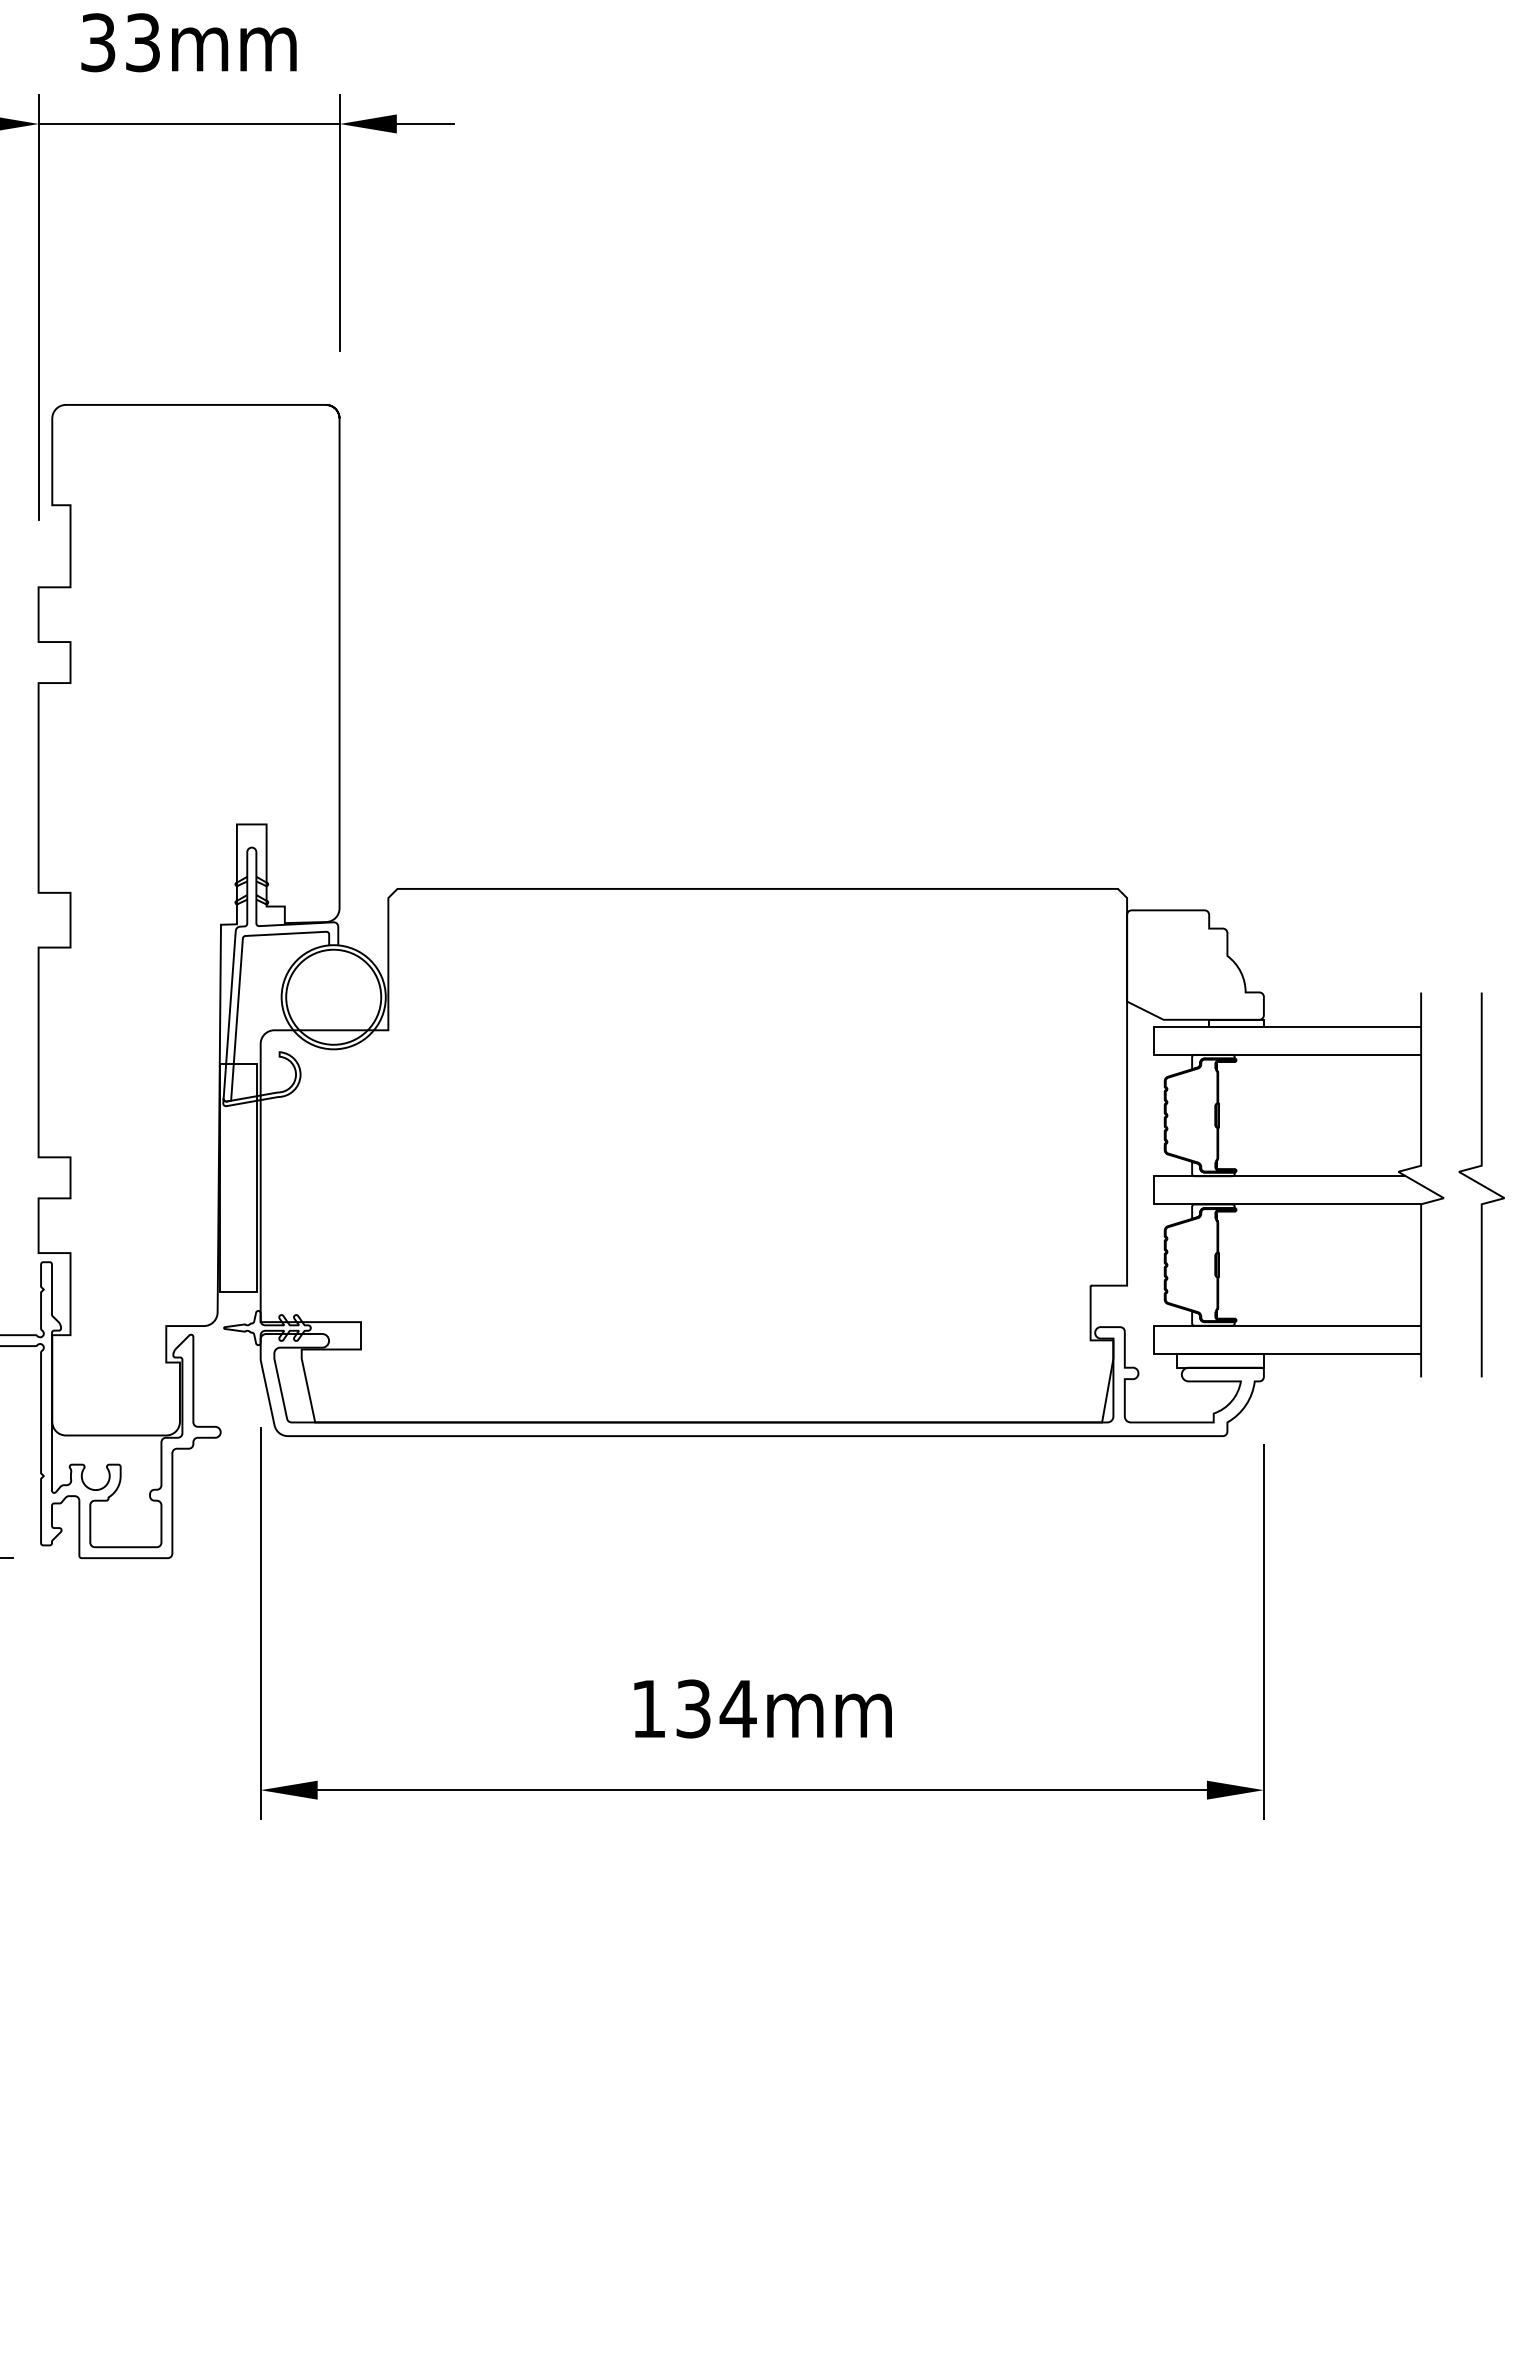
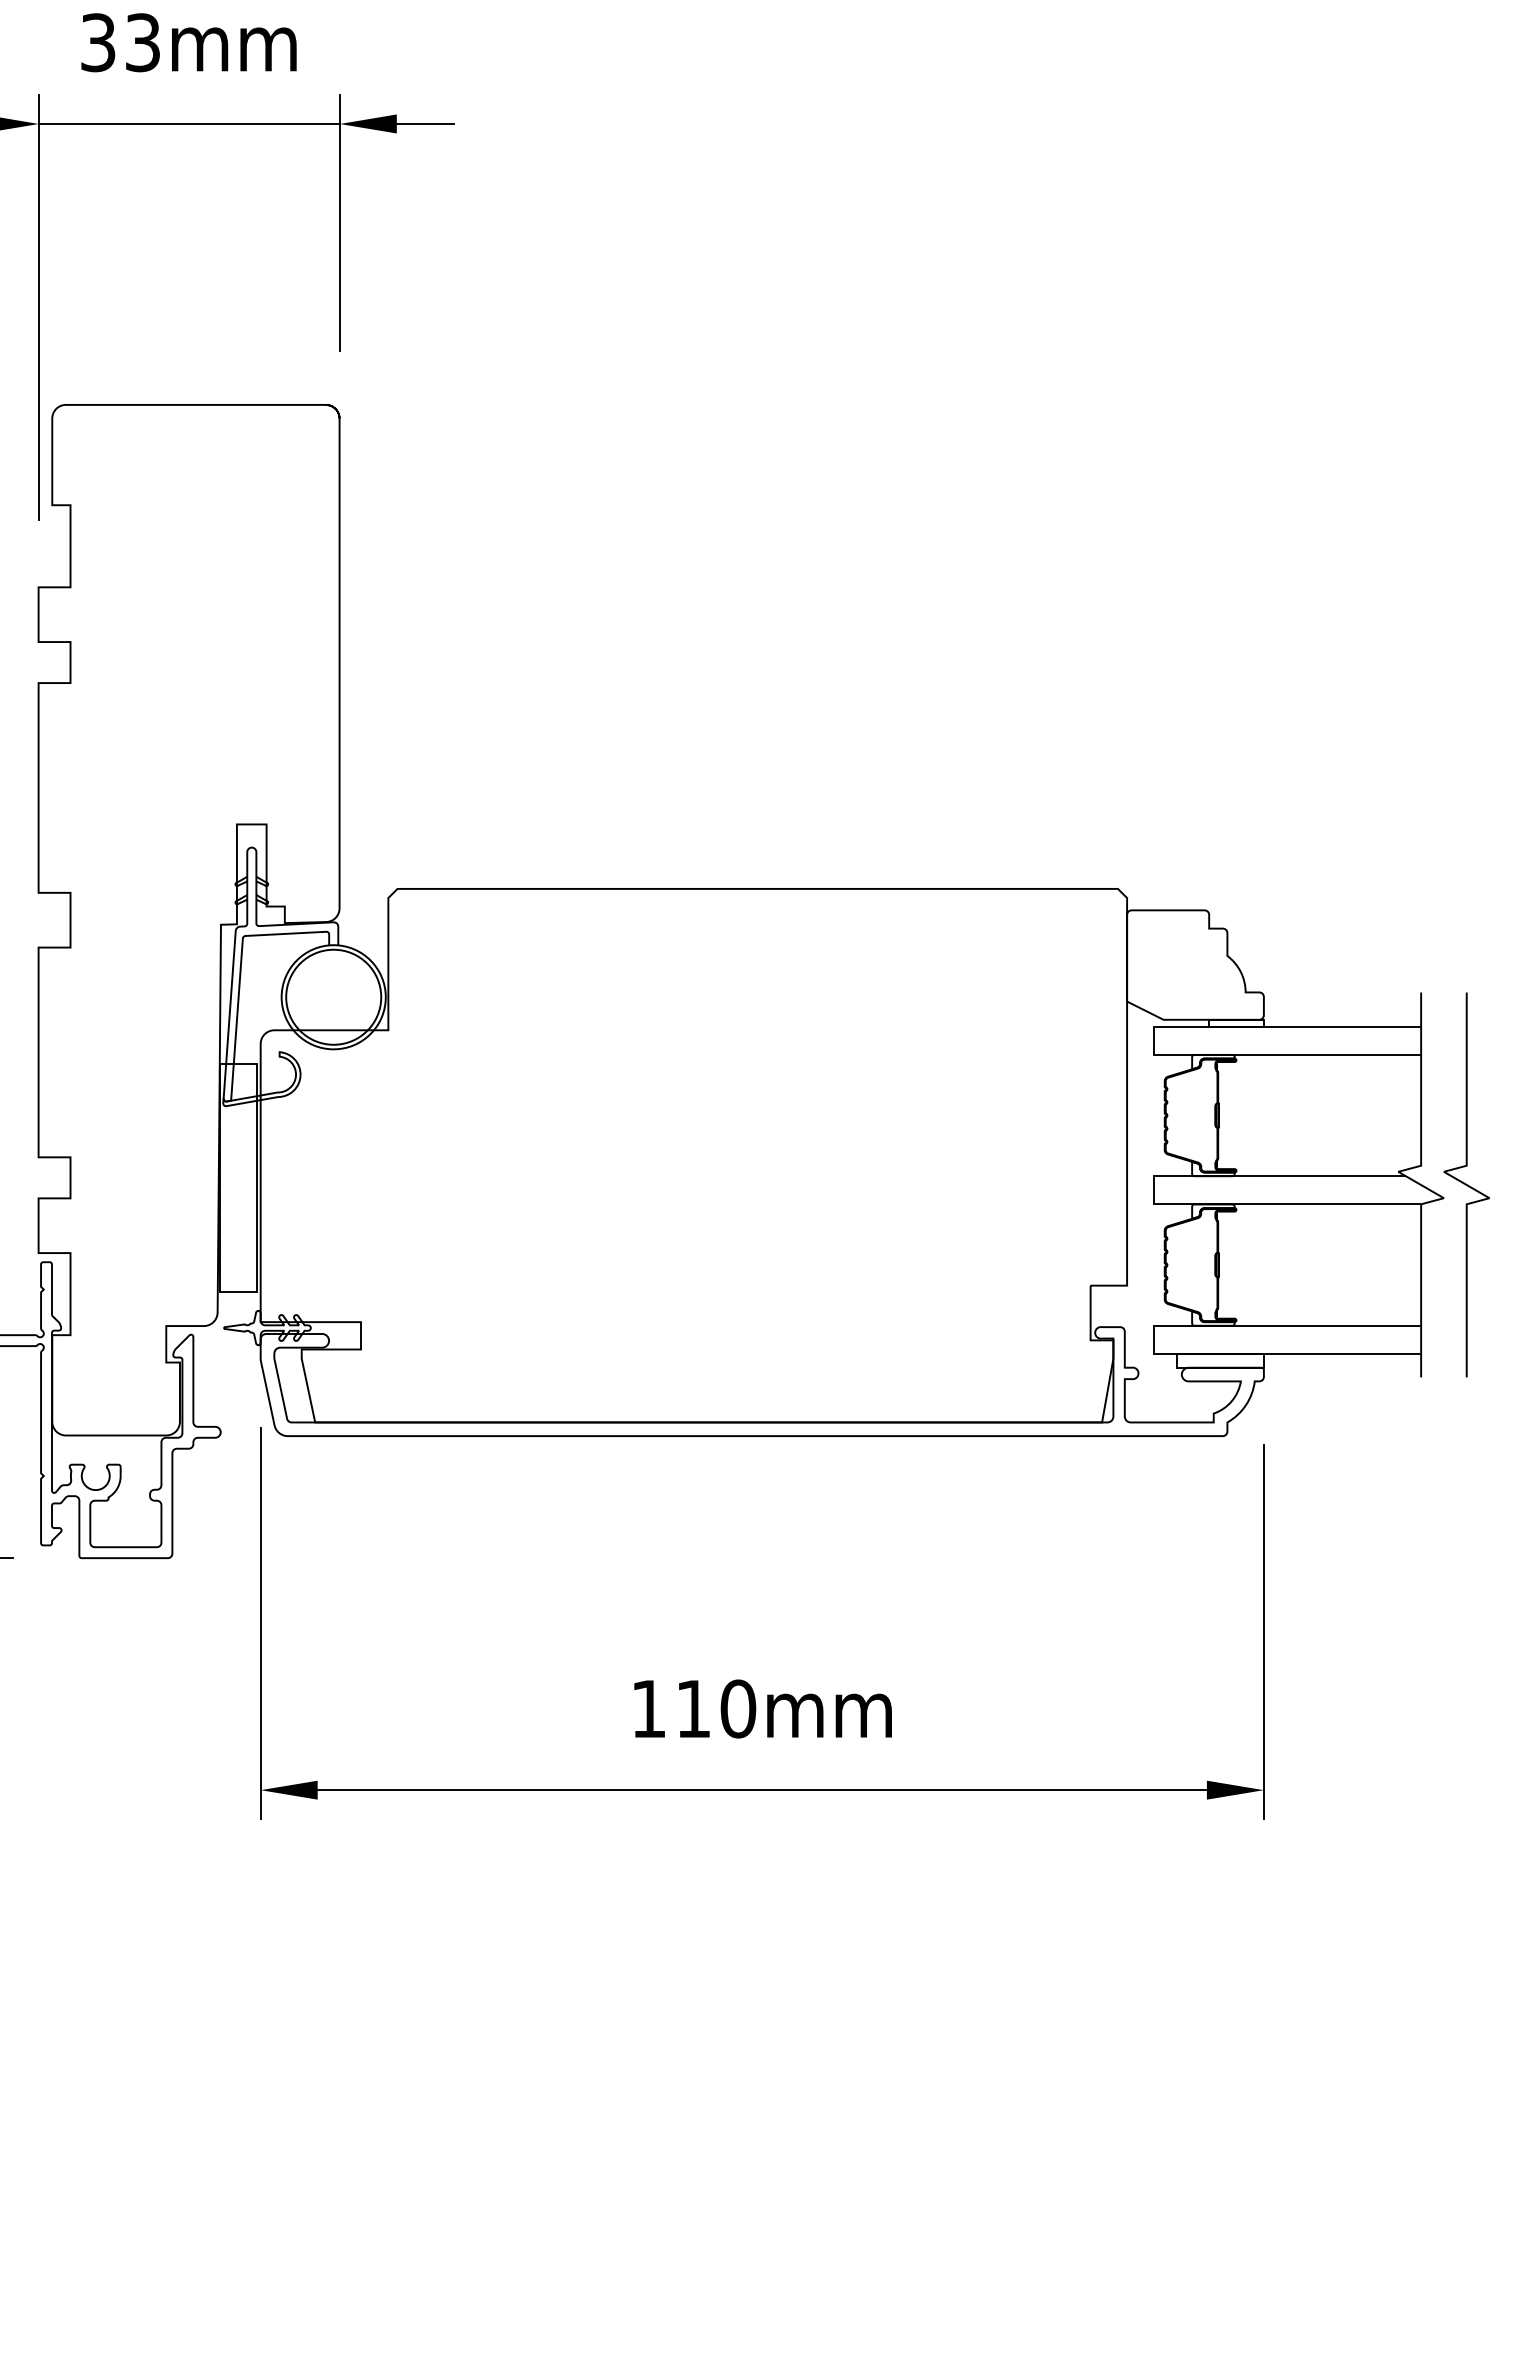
curve position: (1481, 1184) -> (1466, 1184) (1466, 1184)
text: 134mm -> 110mm (716, 1708)
